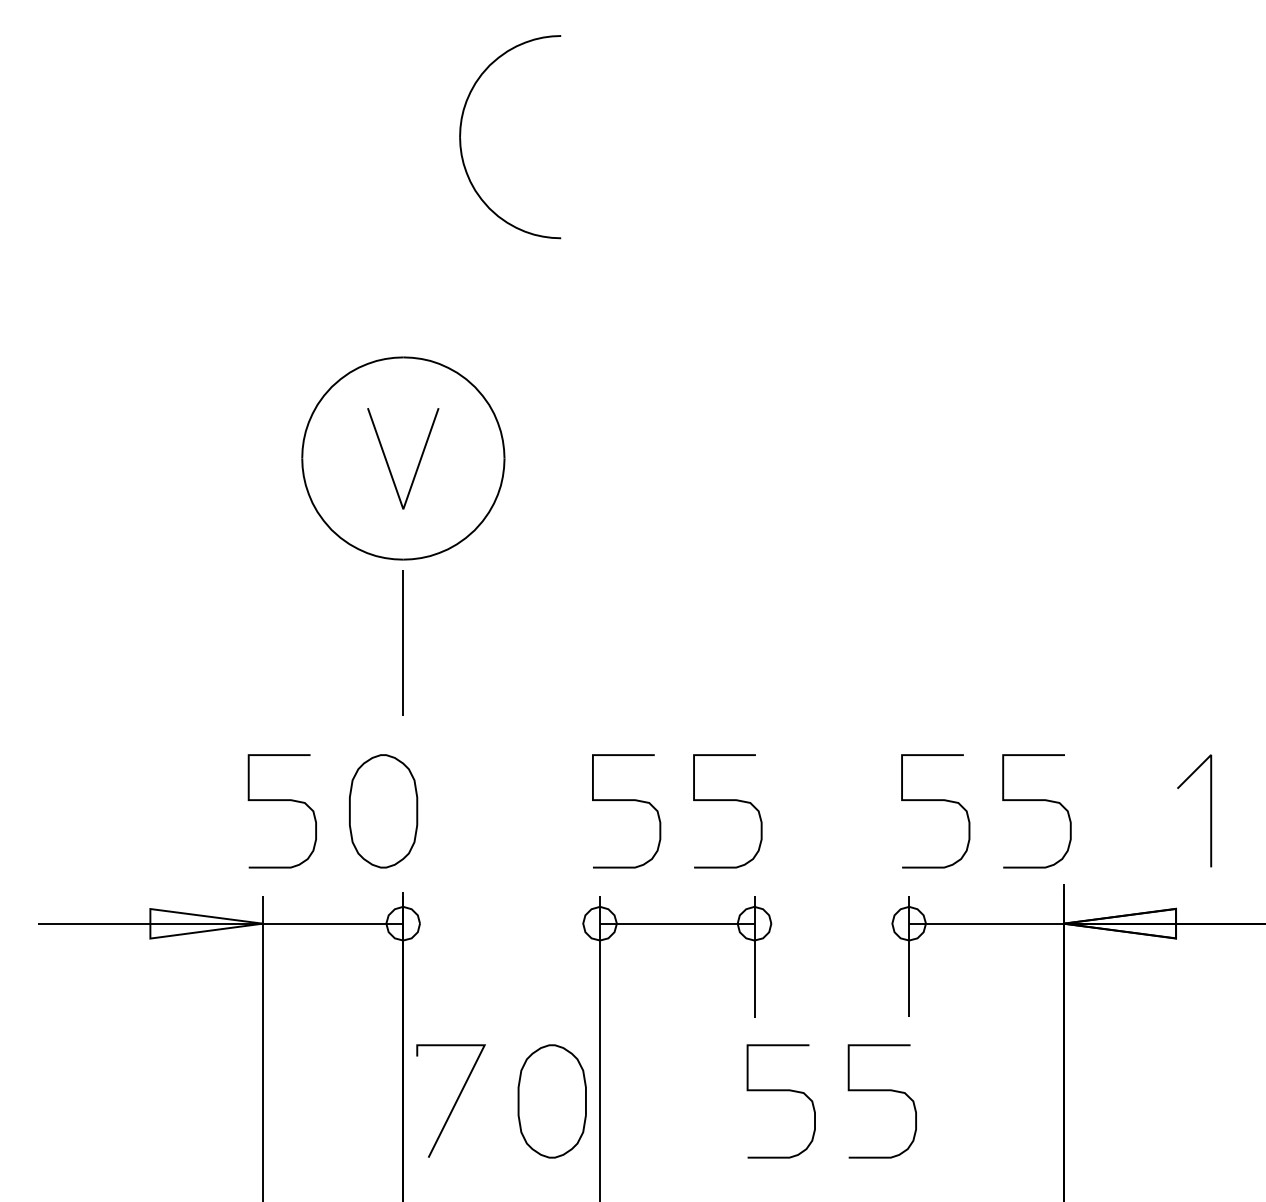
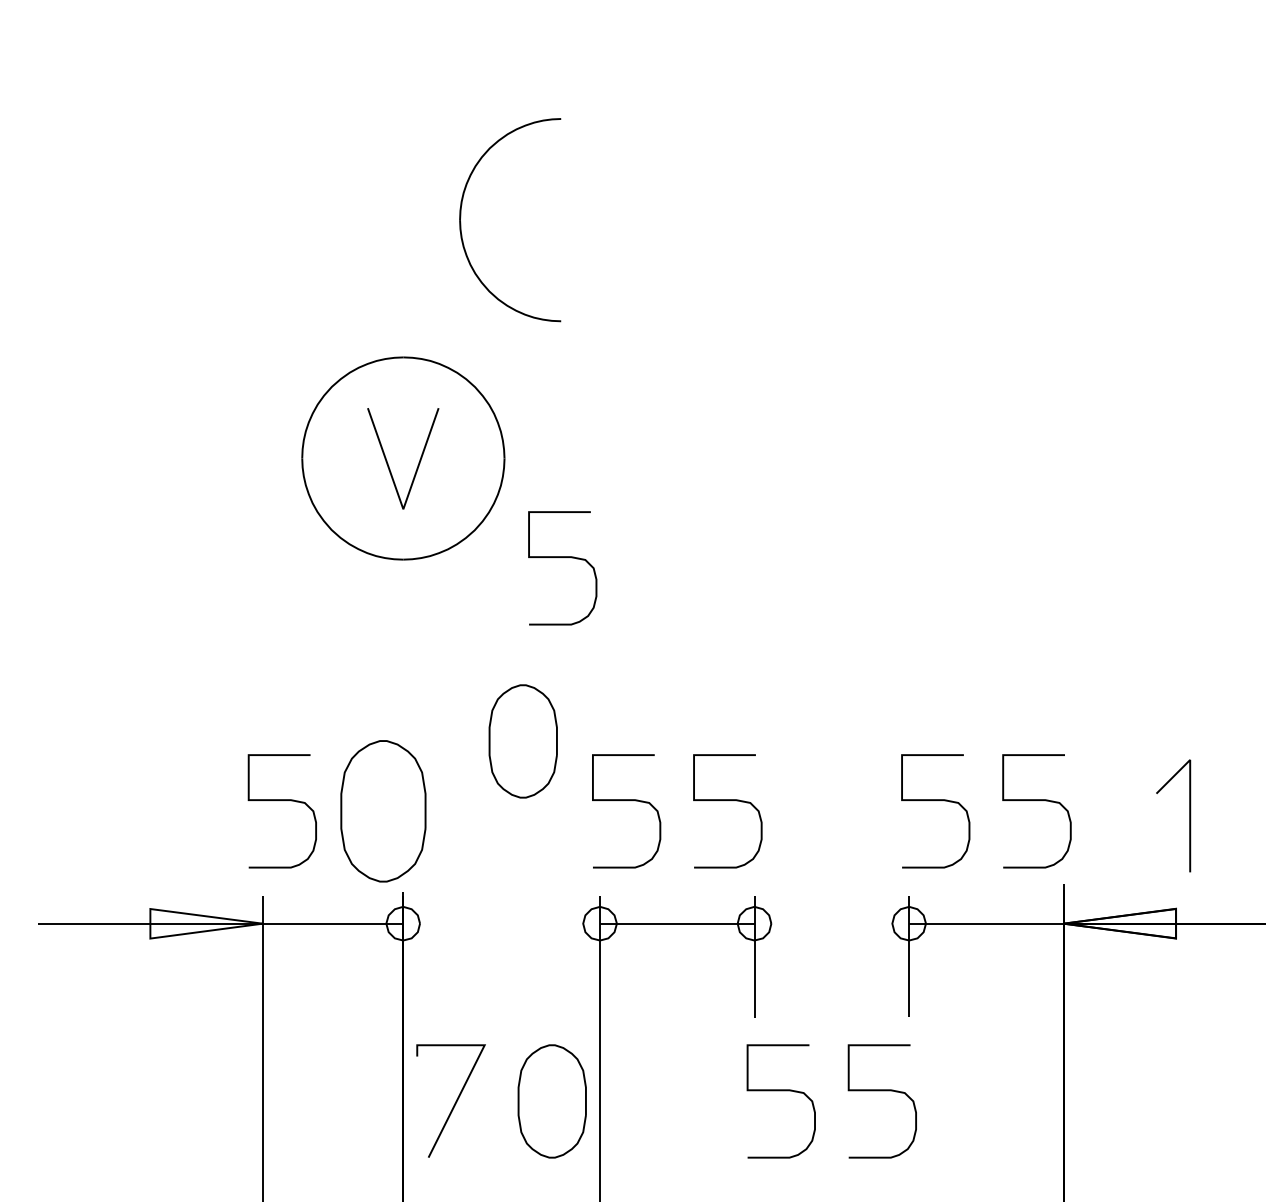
part position: (461, 139) -> (461, 222) (461, 222)
curve: none -> present (562, 557)
line: present -> none (402, 642)
part: none -> present (522, 741)
curve position: (1210, 810) -> (1189, 815) (1189, 815)
part size: 70x115 px -> 87x143 px (383, 811)
